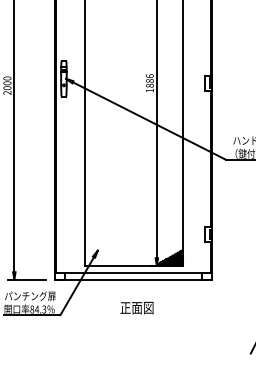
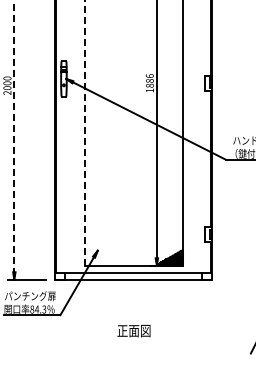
line: solid -> dashed (84, 132)
line: solid -> dashed (14, 136)
text position: (136, 307) -> (133, 330) (133, 330)
